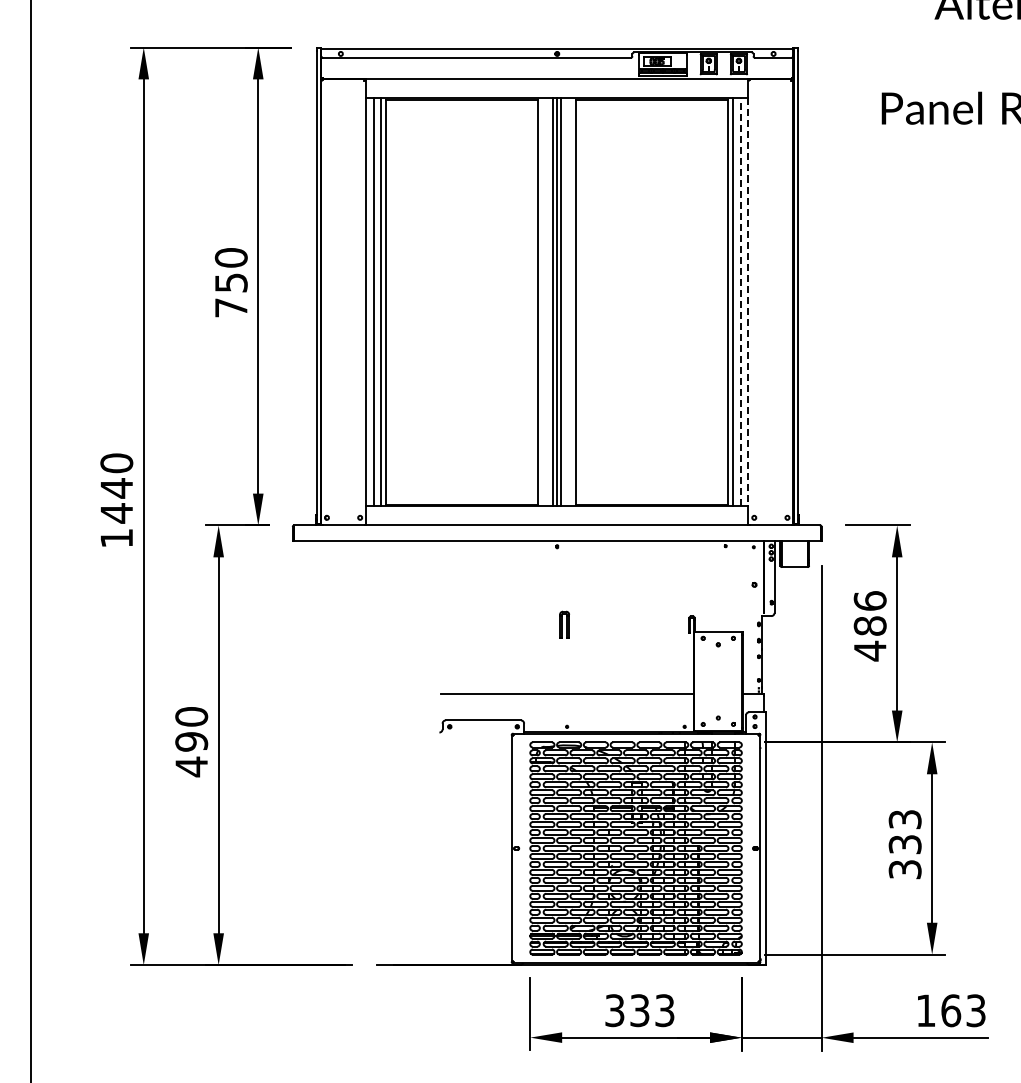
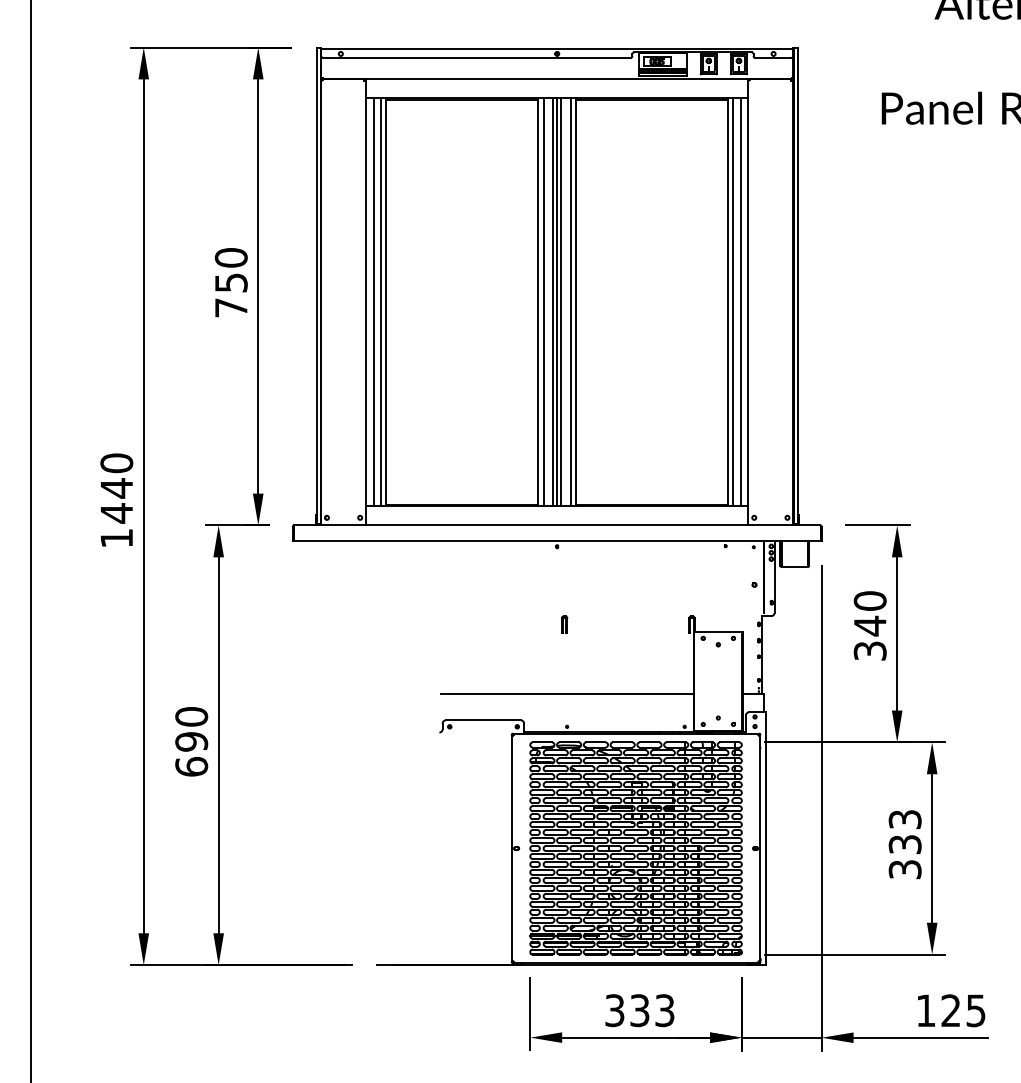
line: none -> present (543, 302)
line: none -> present (570, 302)
line: dashed -> solid (740, 302)
line: dashed -> solid (748, 302)
part size: 11x29 px -> 9x19 px (564, 624)
text: 486 -> 340 (869, 626)
text: 490 -> 690 (191, 766)
text: 163 -> 125 (963, 1010)
